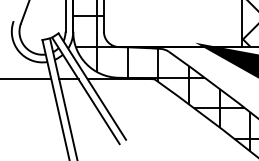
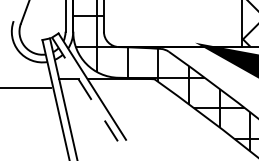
line position: (26, 79) -> (26, 88) (26, 88)
line: solid -> dashed (86, 91)
